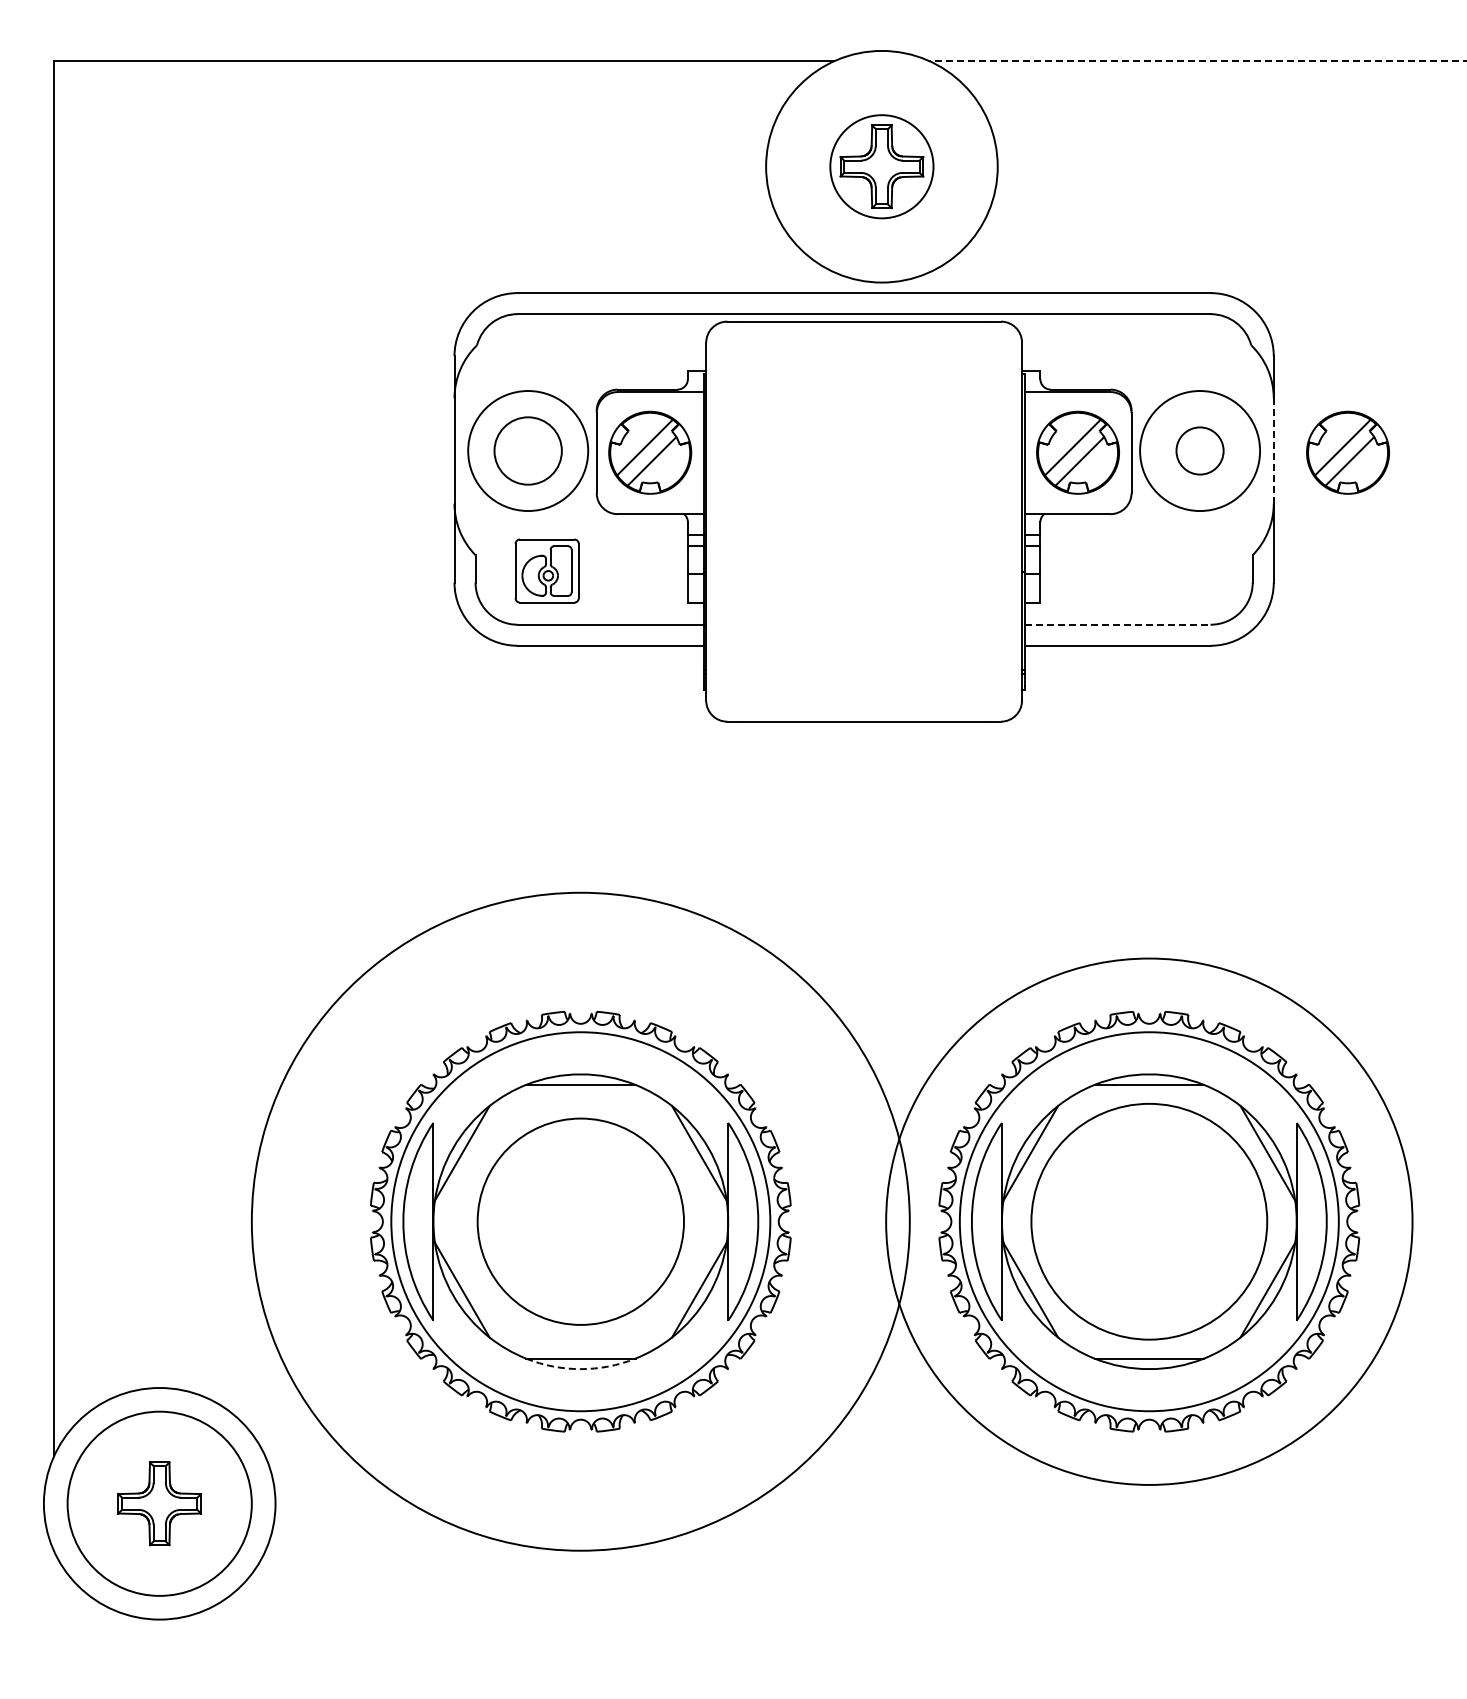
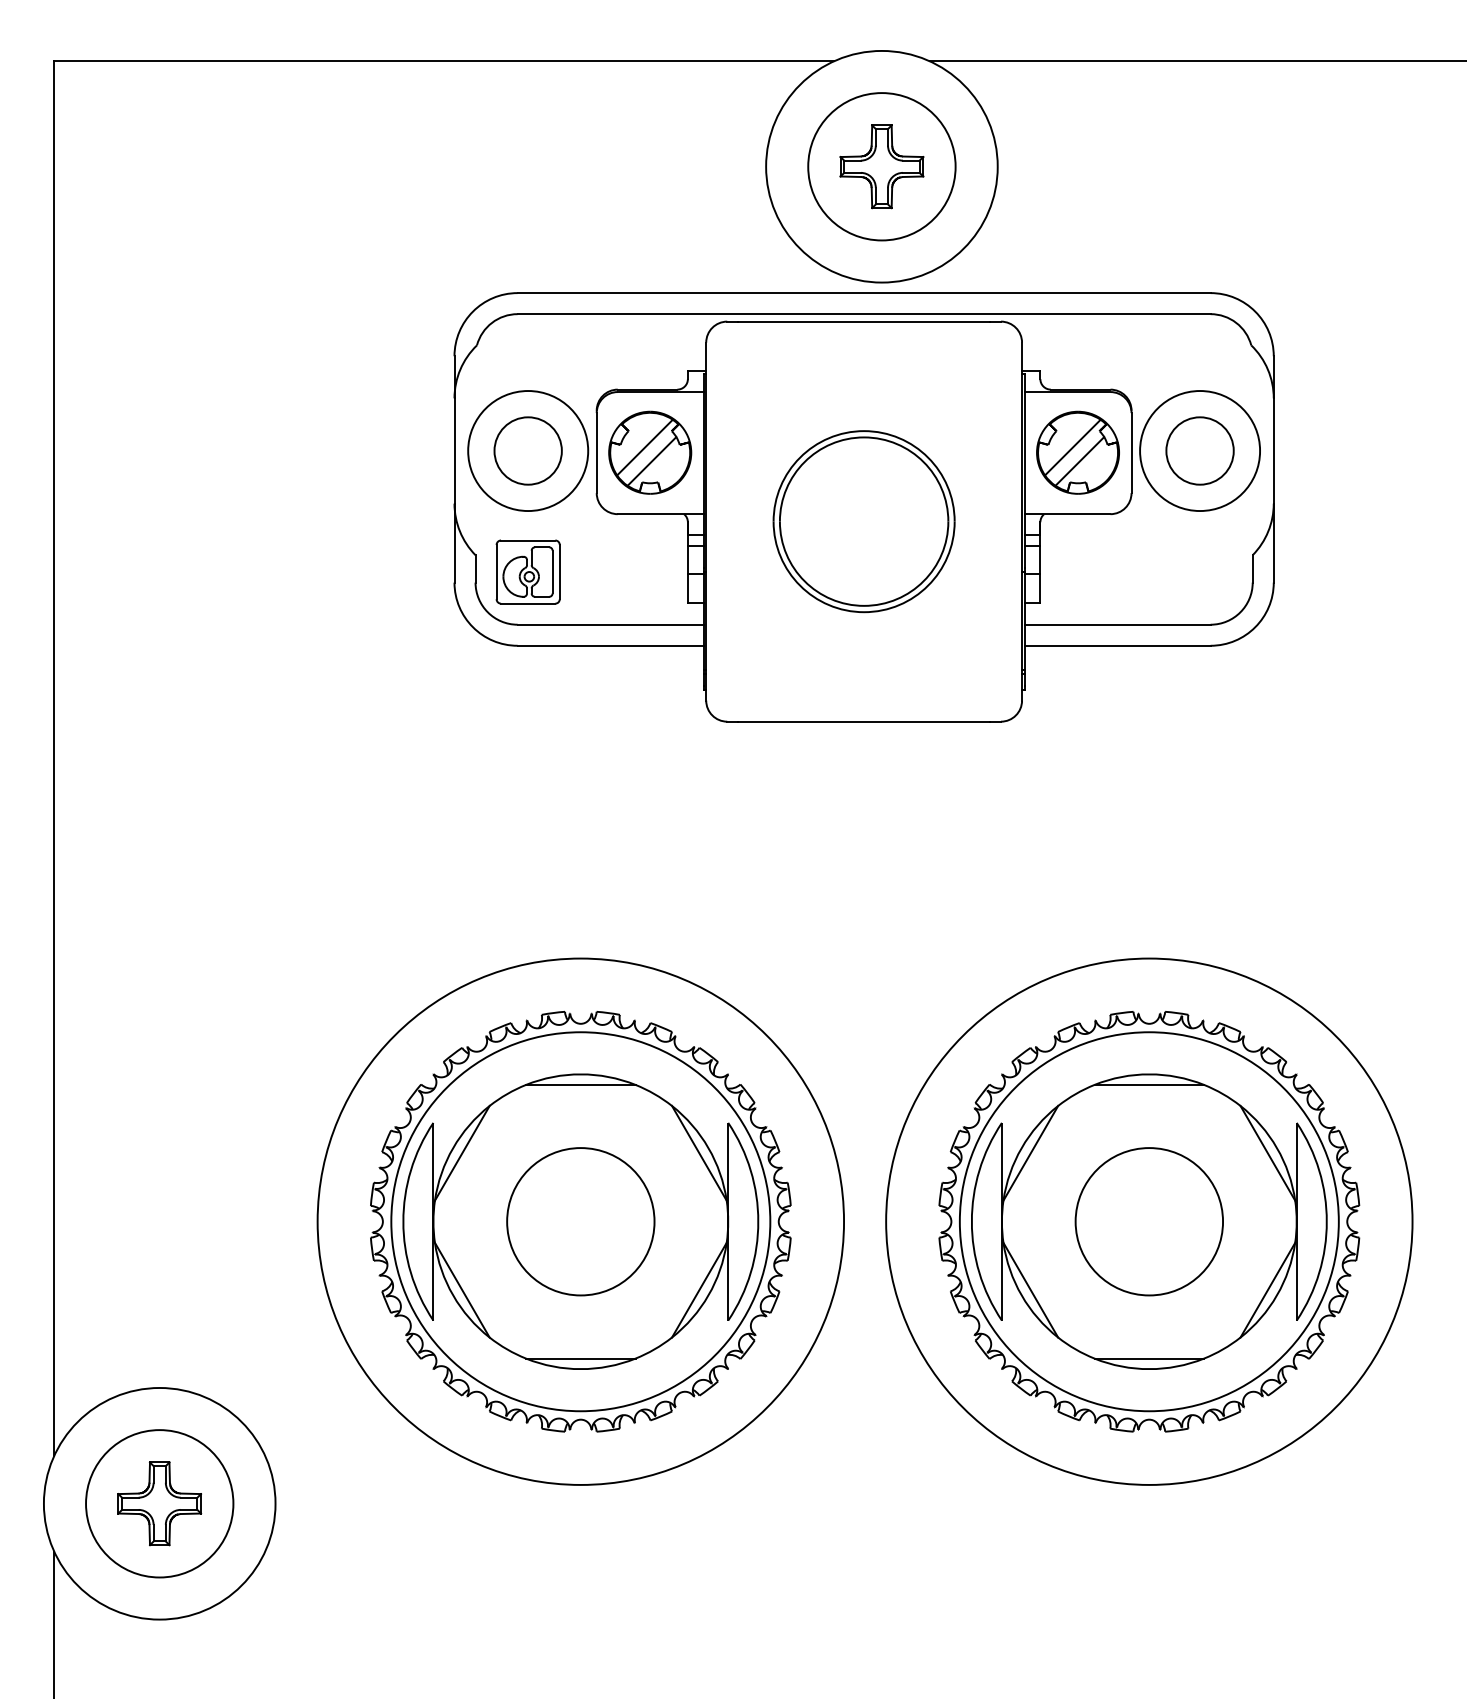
line: dashed -> solid (1198, 61)
circle diameter: 103 px -> 147 px (881, 166)
part size: 50x50 px -> 70x70 px (1199, 450)
line: dashed -> solid (1273, 451)
part: present -> none (1347, 452)
part: none -> present (863, 521)
part position: (546, 570) -> (527, 571) (527, 571)
line: dashed -> solid (1118, 624)
circle diameter: 206 px -> 147 px (580, 1221)
circle diameter: 658 px -> 526 px (580, 1221)
circle diameter: 236 px -> 147 px (1149, 1221)
arc: dashed -> solid (580, 1369)
circle diameter: 184 px -> 147 px (159, 1503)
line: none -> present (54, 1623)
